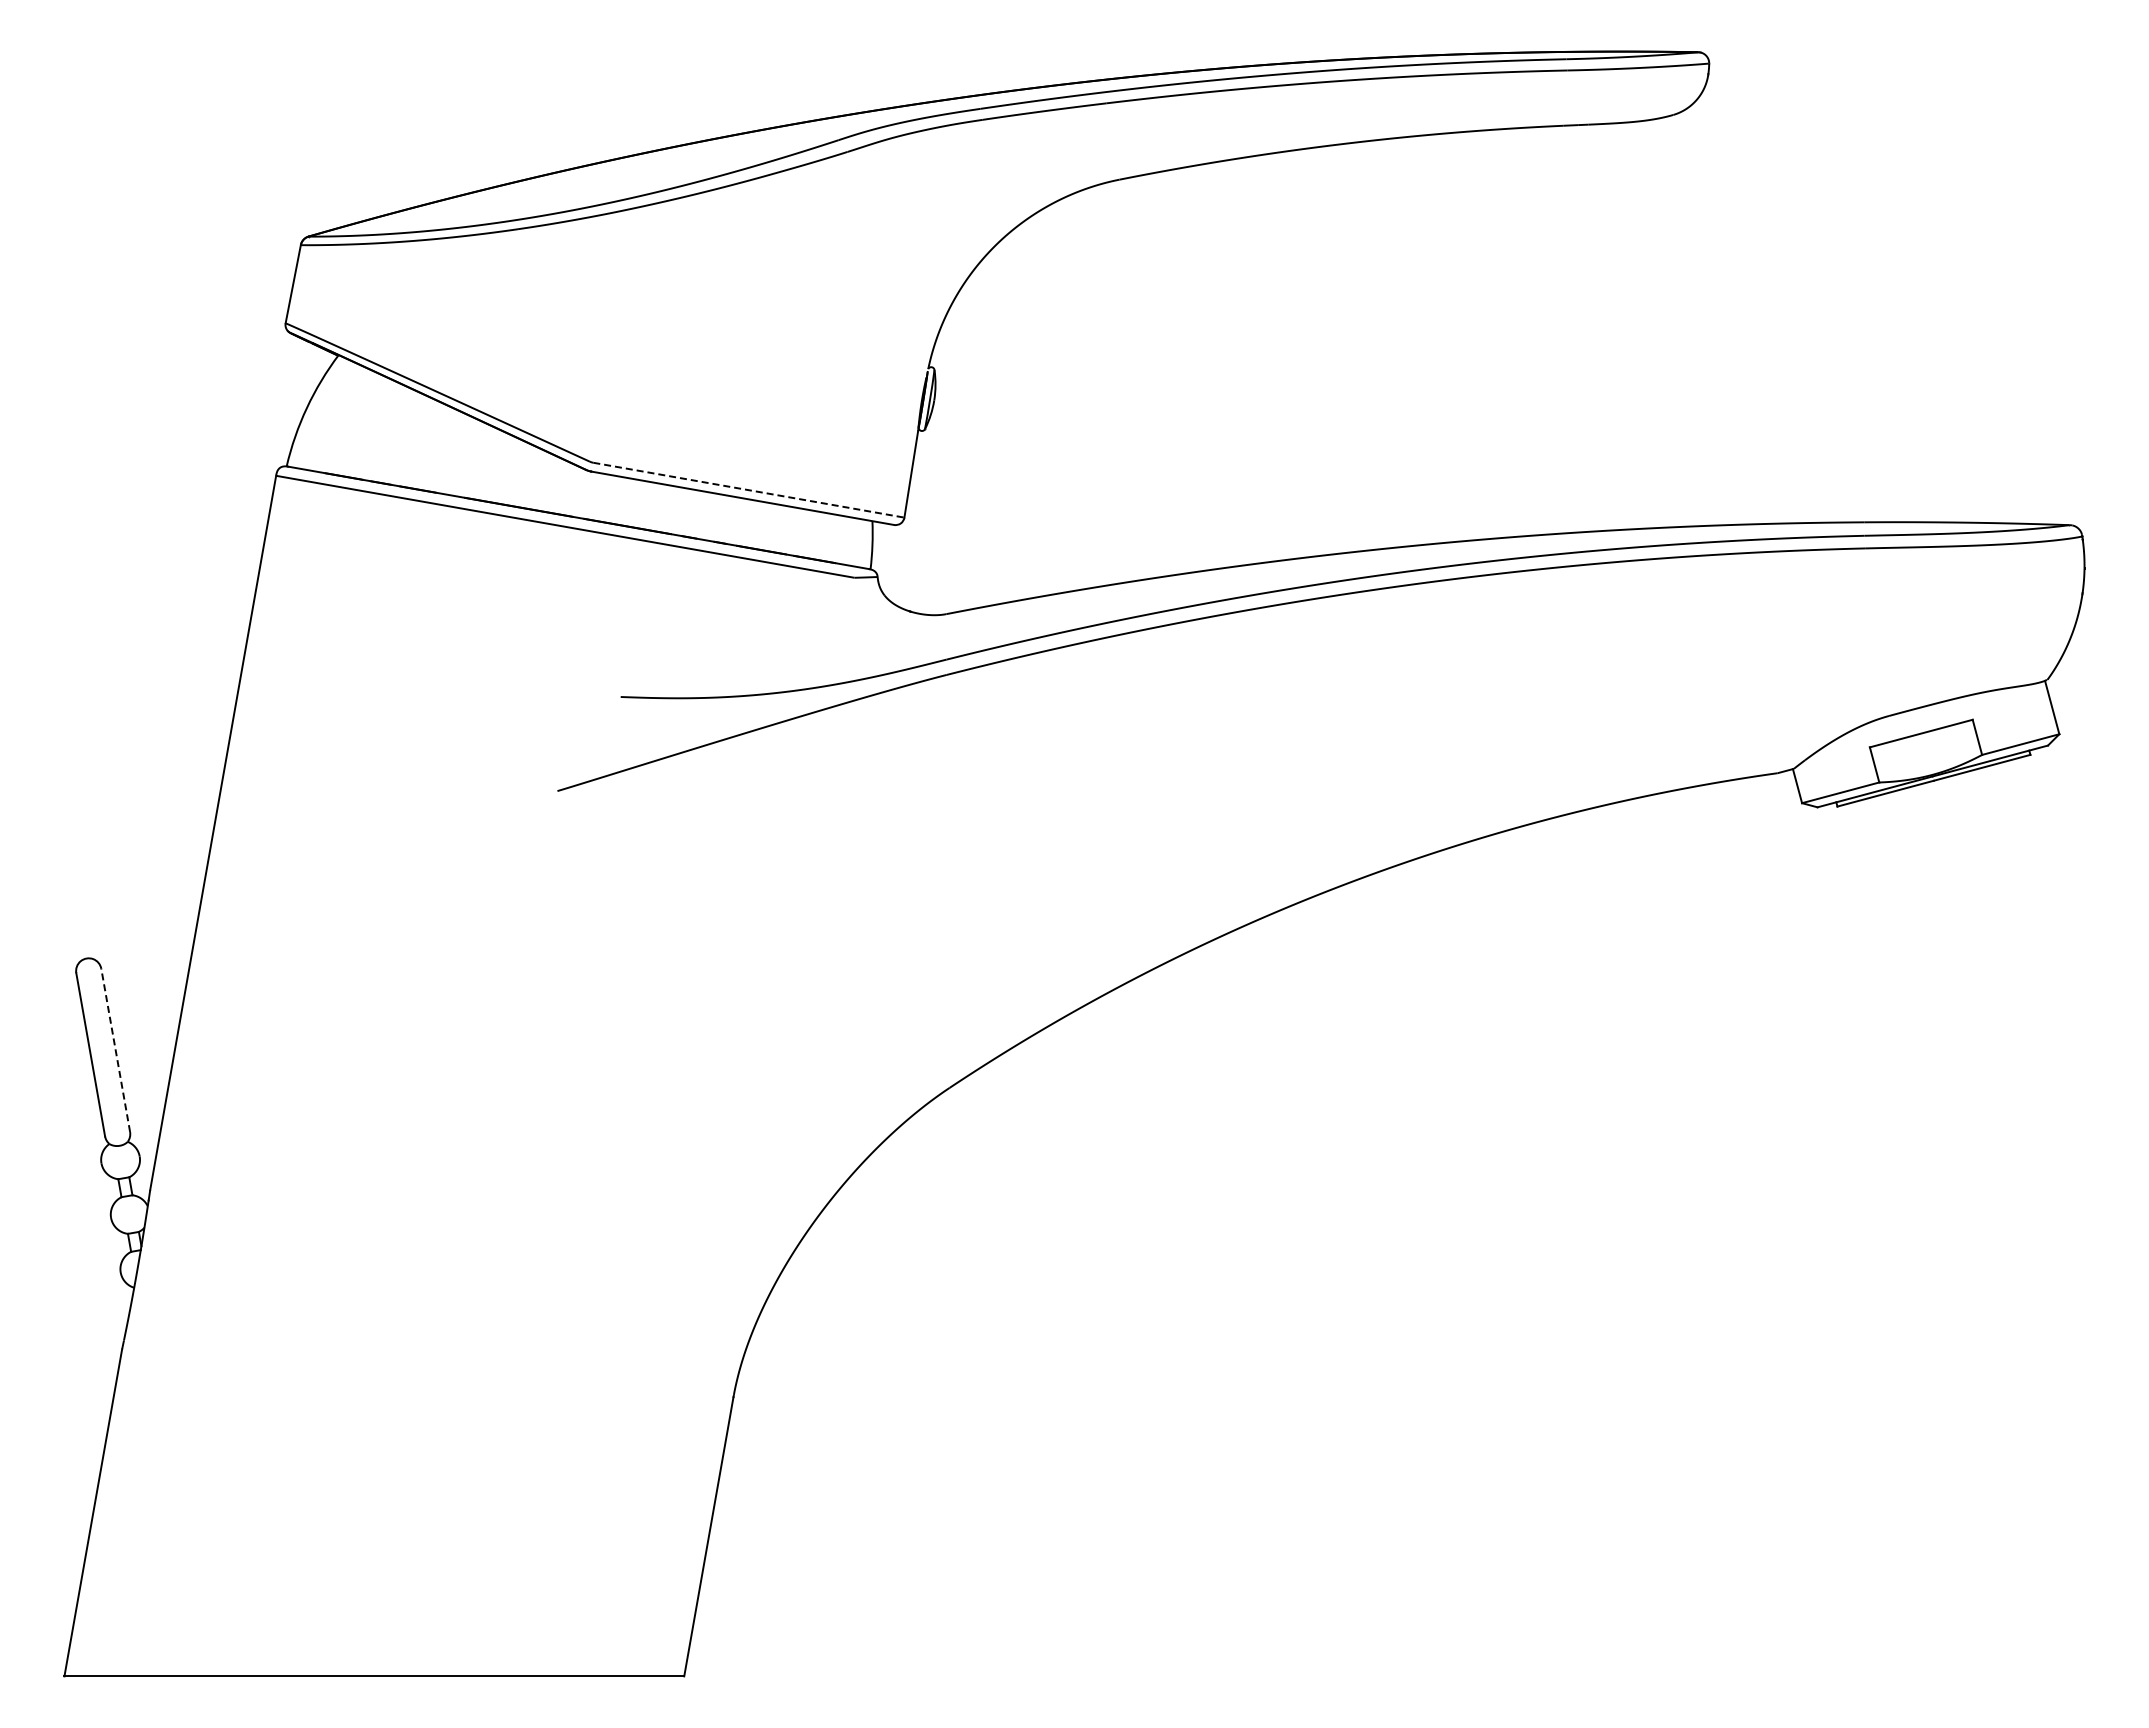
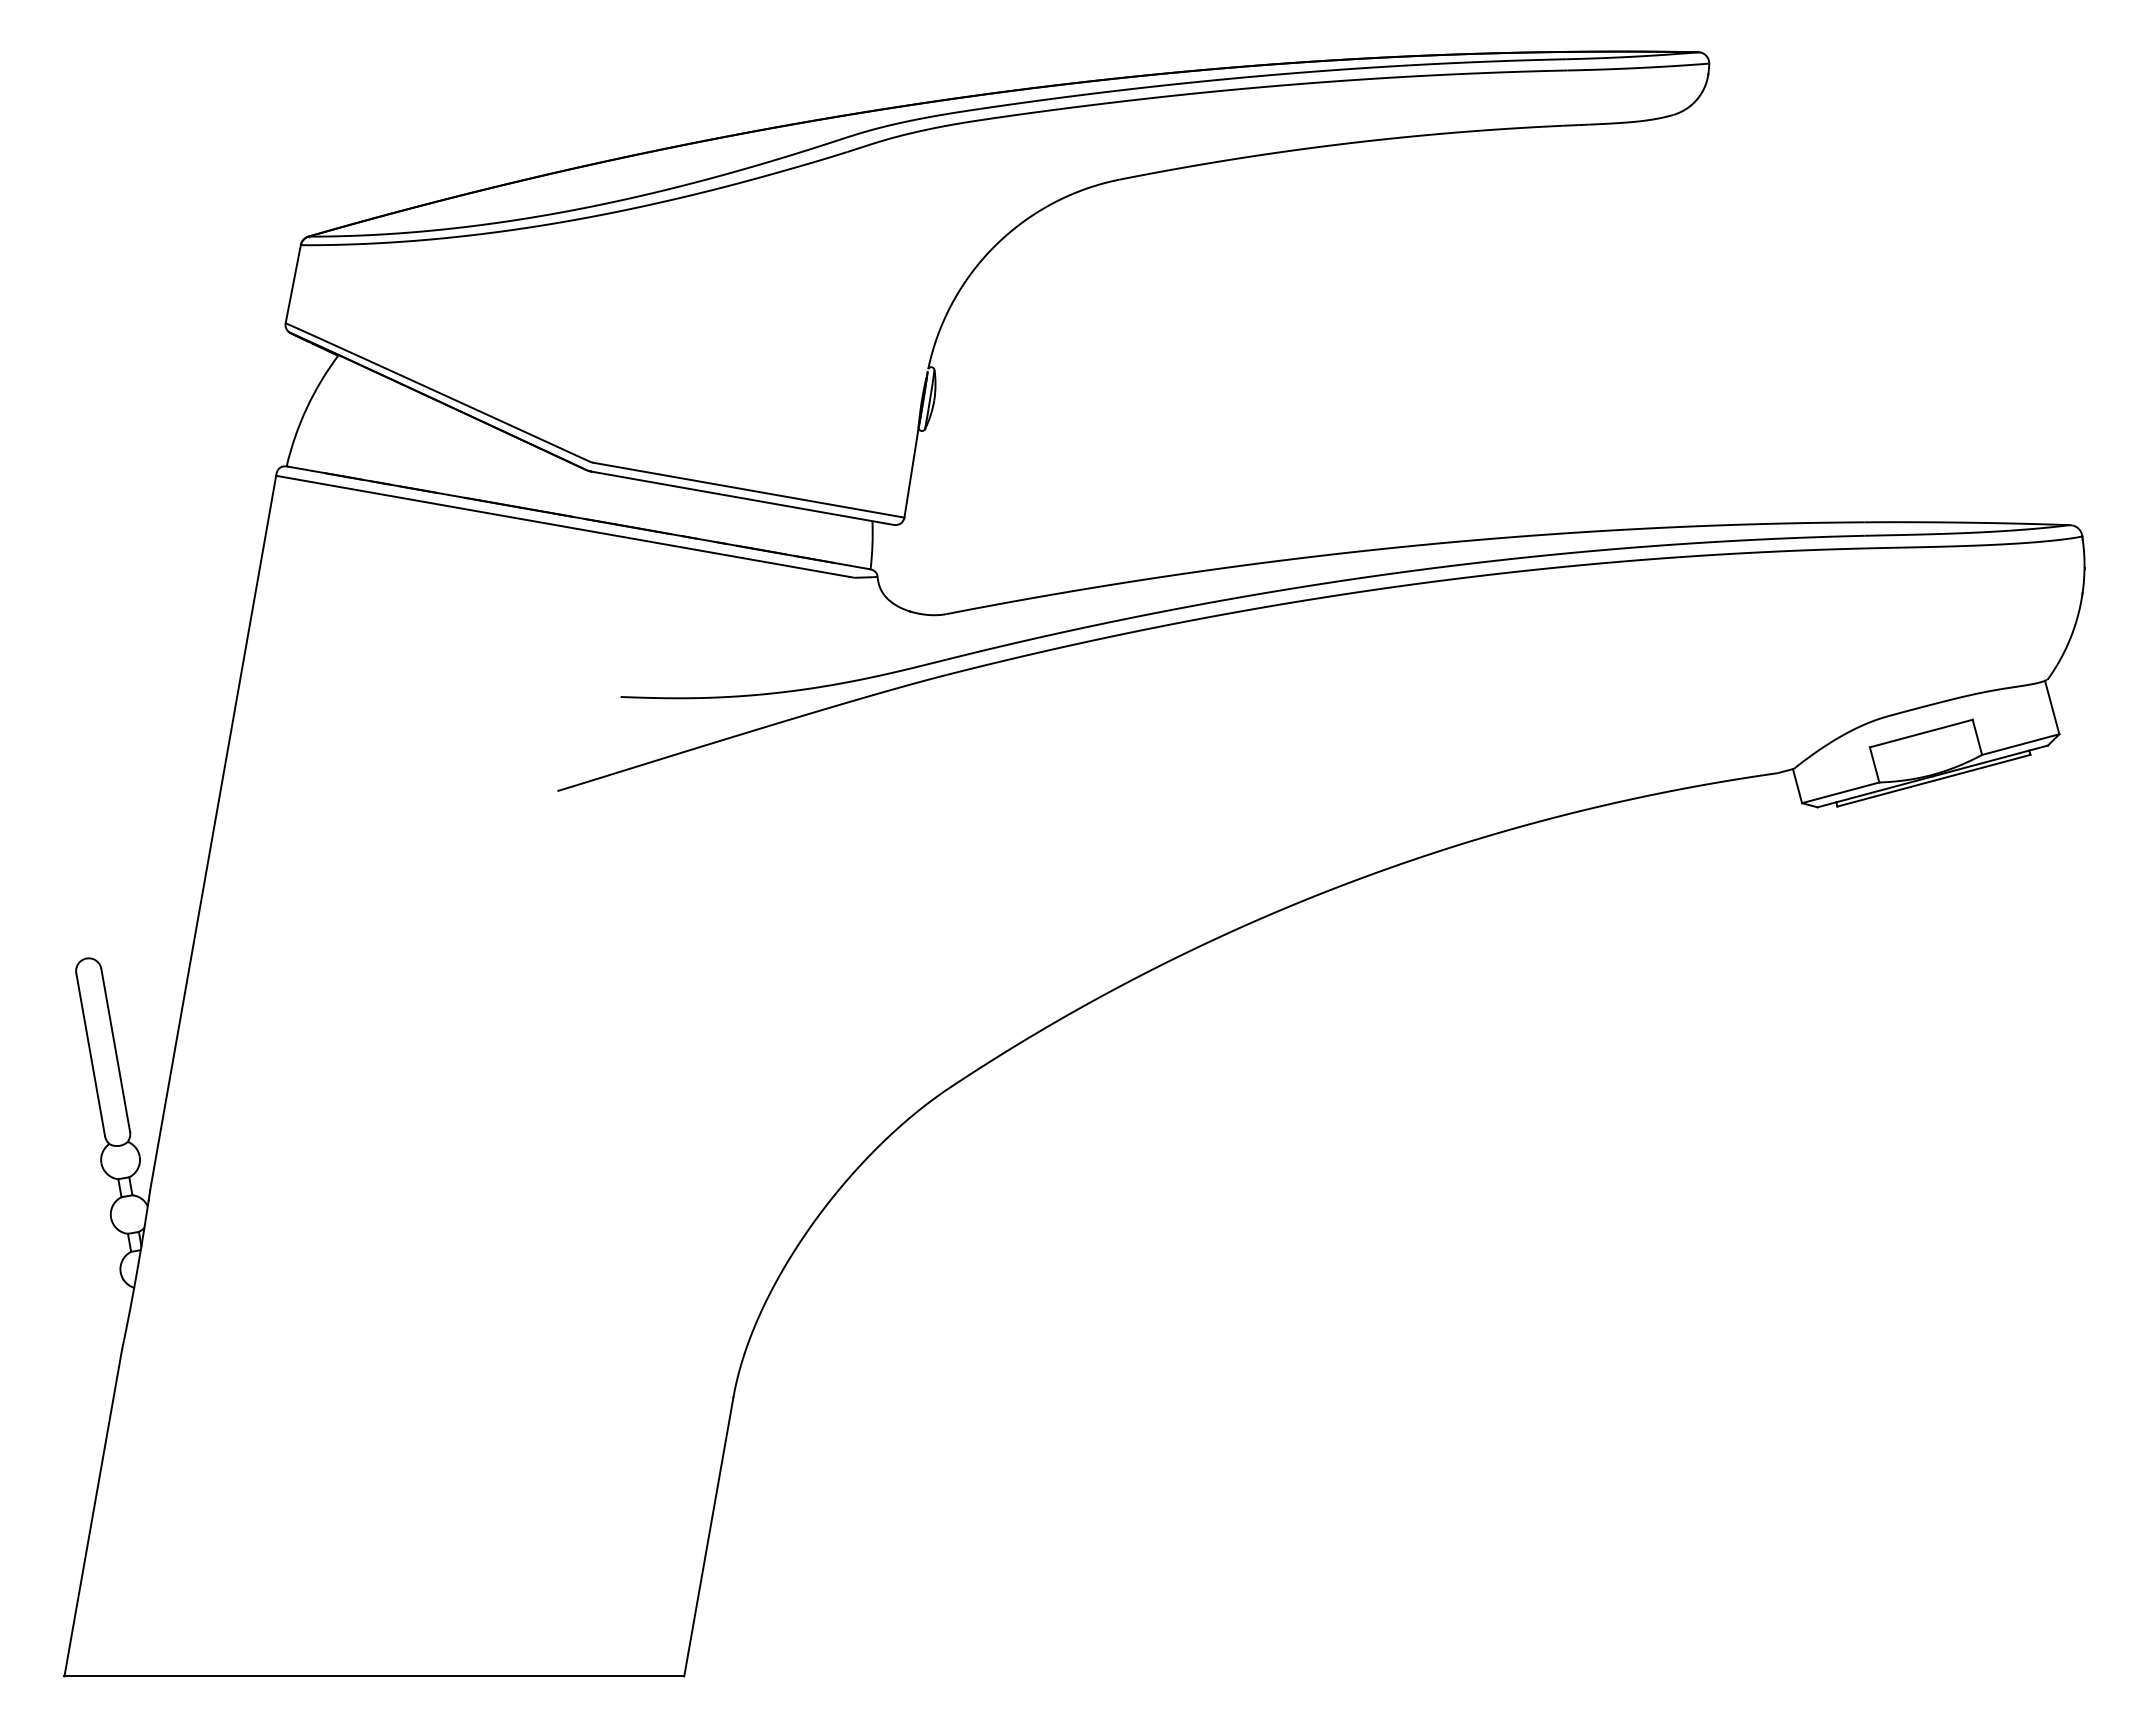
line: dashed -> solid (748, 490)
line: dashed -> solid (115, 1050)
